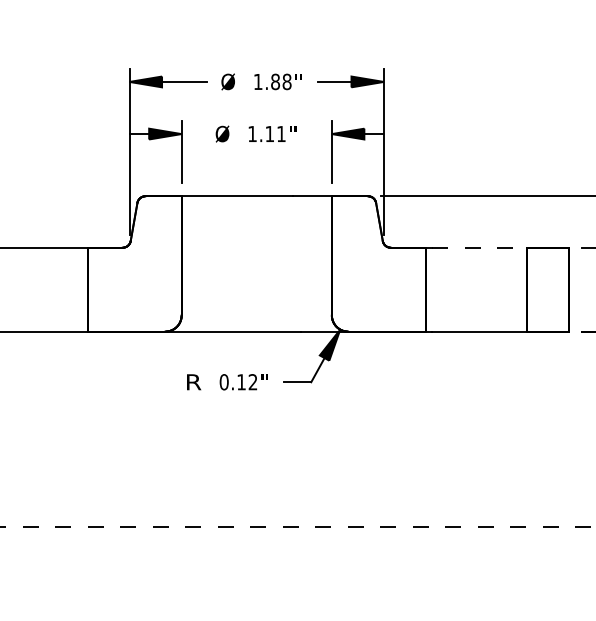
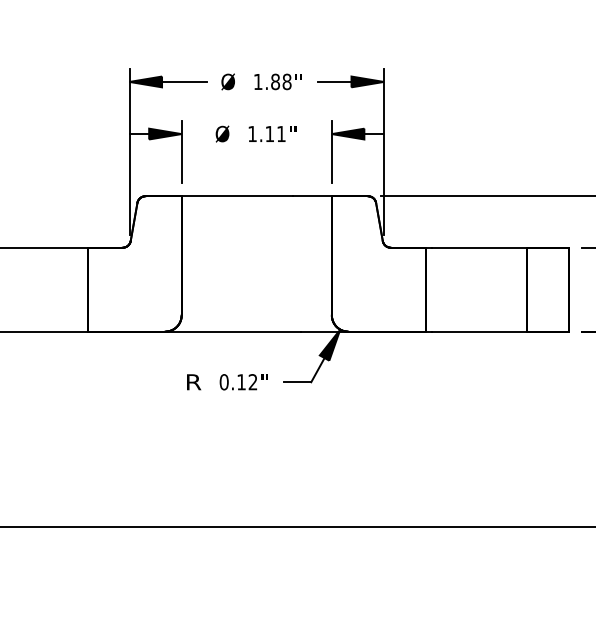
line: dashed -> solid (479, 247)
line: dashed -> solid (298, 527)
